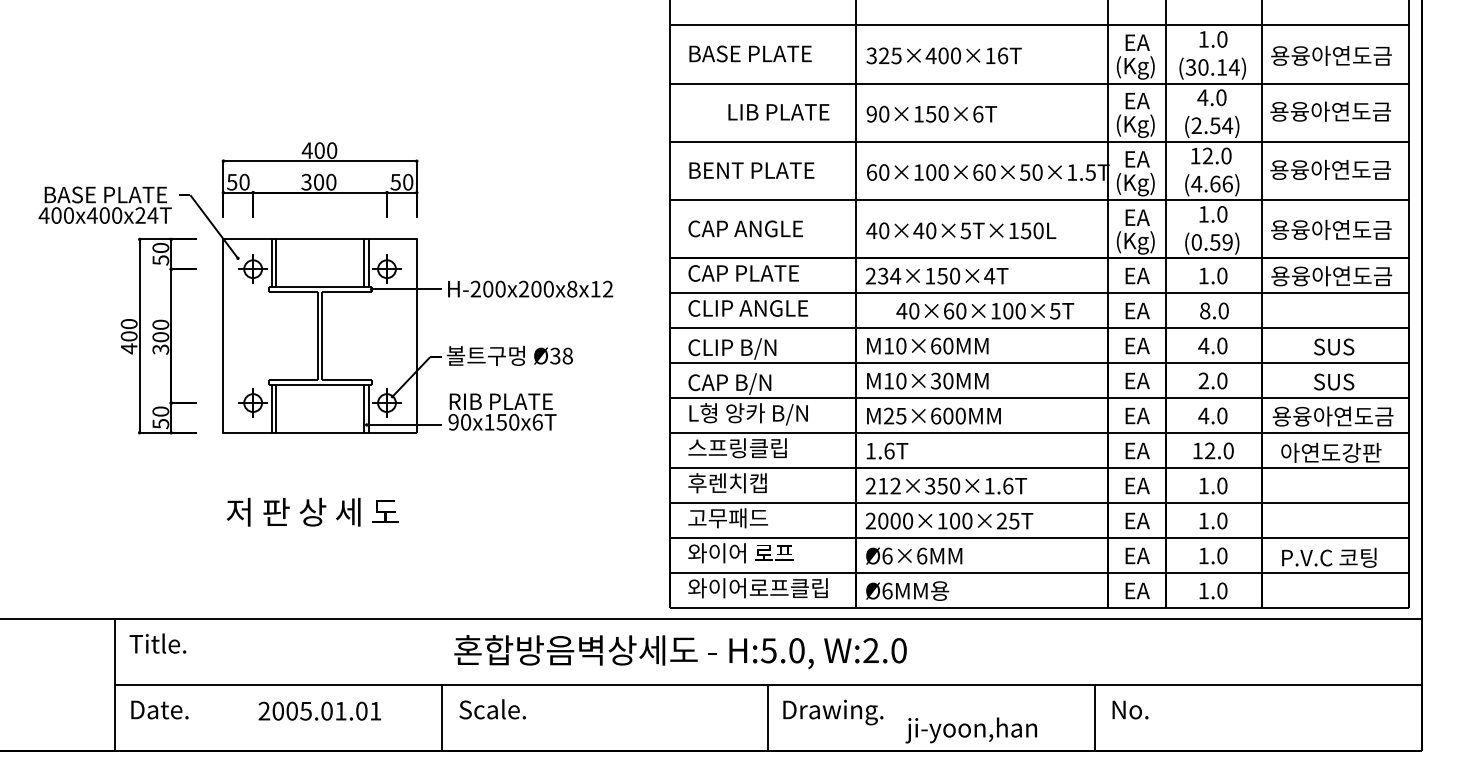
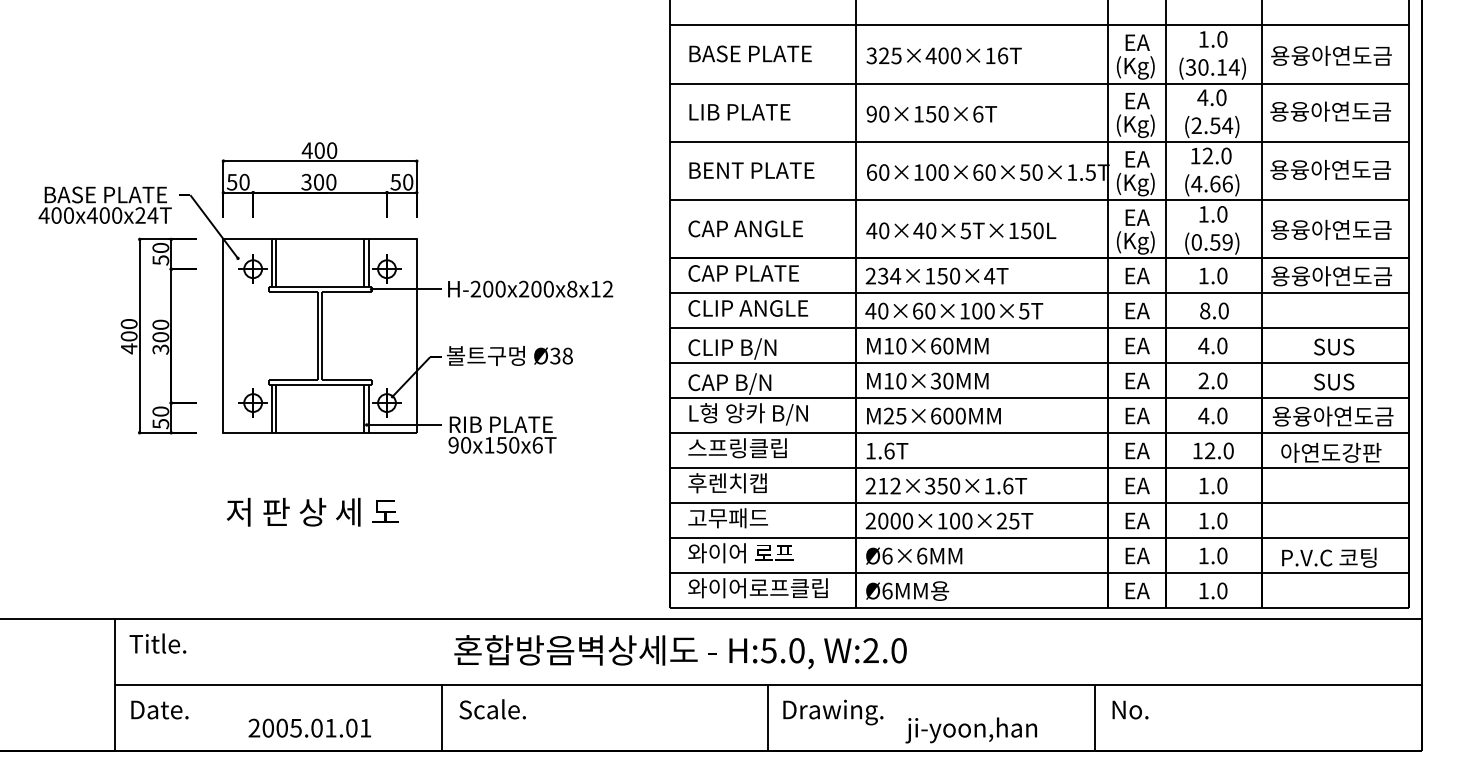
text position: (778, 112) -> (739, 112) (739, 112)
text position: (985, 310) -> (954, 310) (954, 310)
text position: (502, 411) -> (502, 434) (502, 434)
text position: (319, 710) -> (309, 727) (309, 727)
